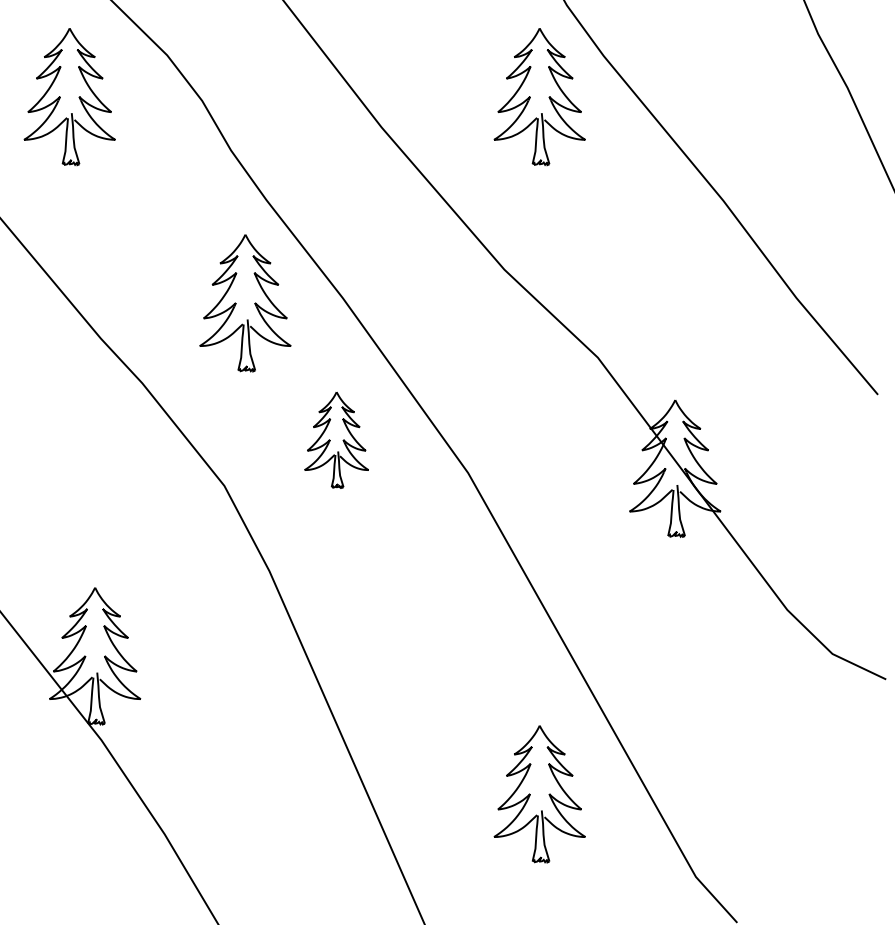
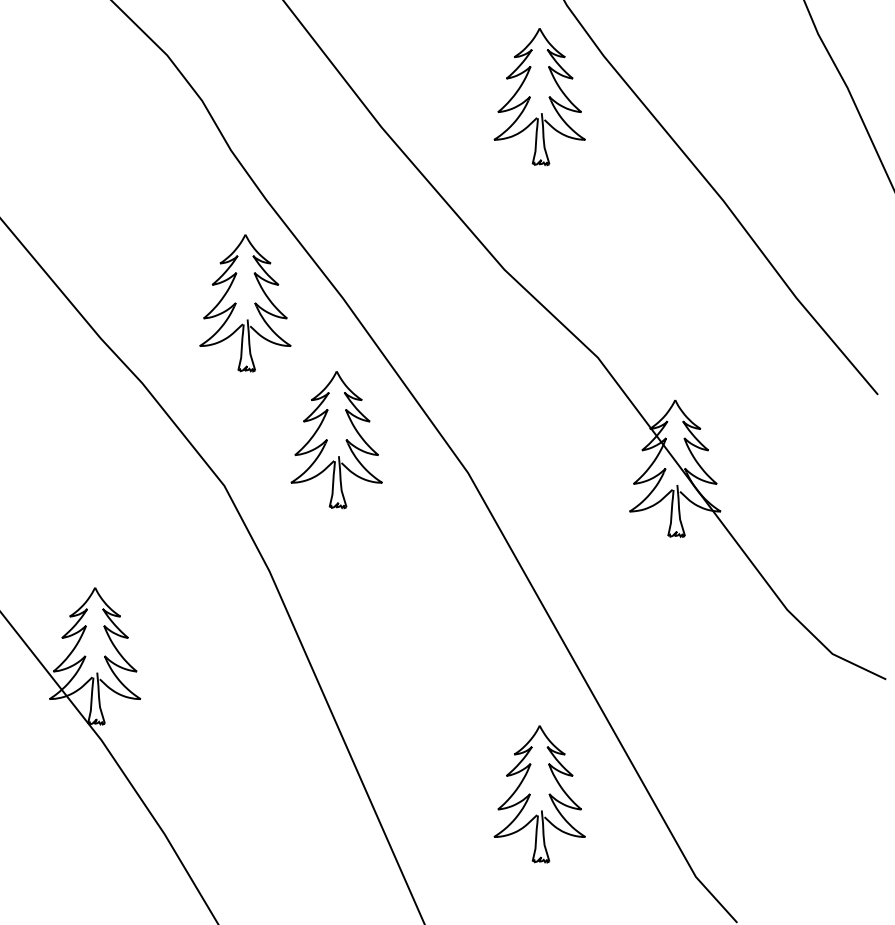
part: present -> none (69, 97)
part size: 65x98 px -> 93x139 px (336, 440)
